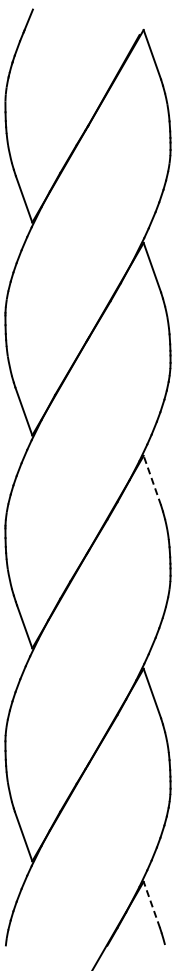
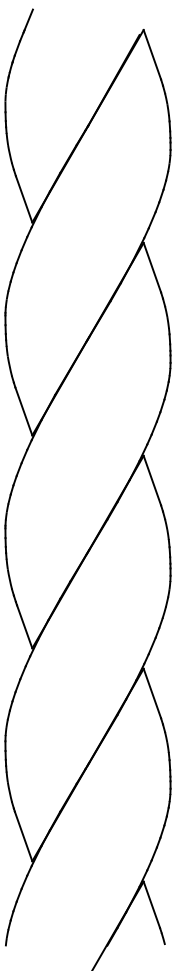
line: dashed -> solid (152, 480)
line: dashed -> solid (151, 904)
